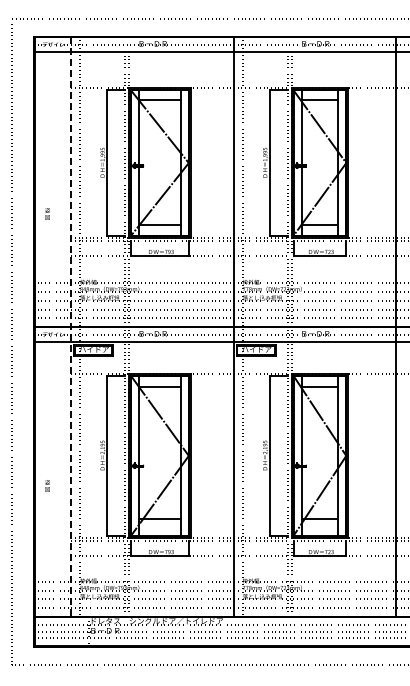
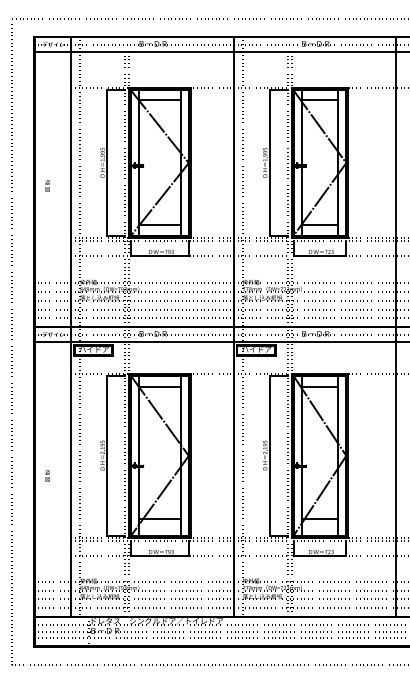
text position: (47, 213) -> (47, 185) (47, 185)
line: dashed -> solid (71, 327)
text position: (47, 485) -> (47, 475) (47, 475)
